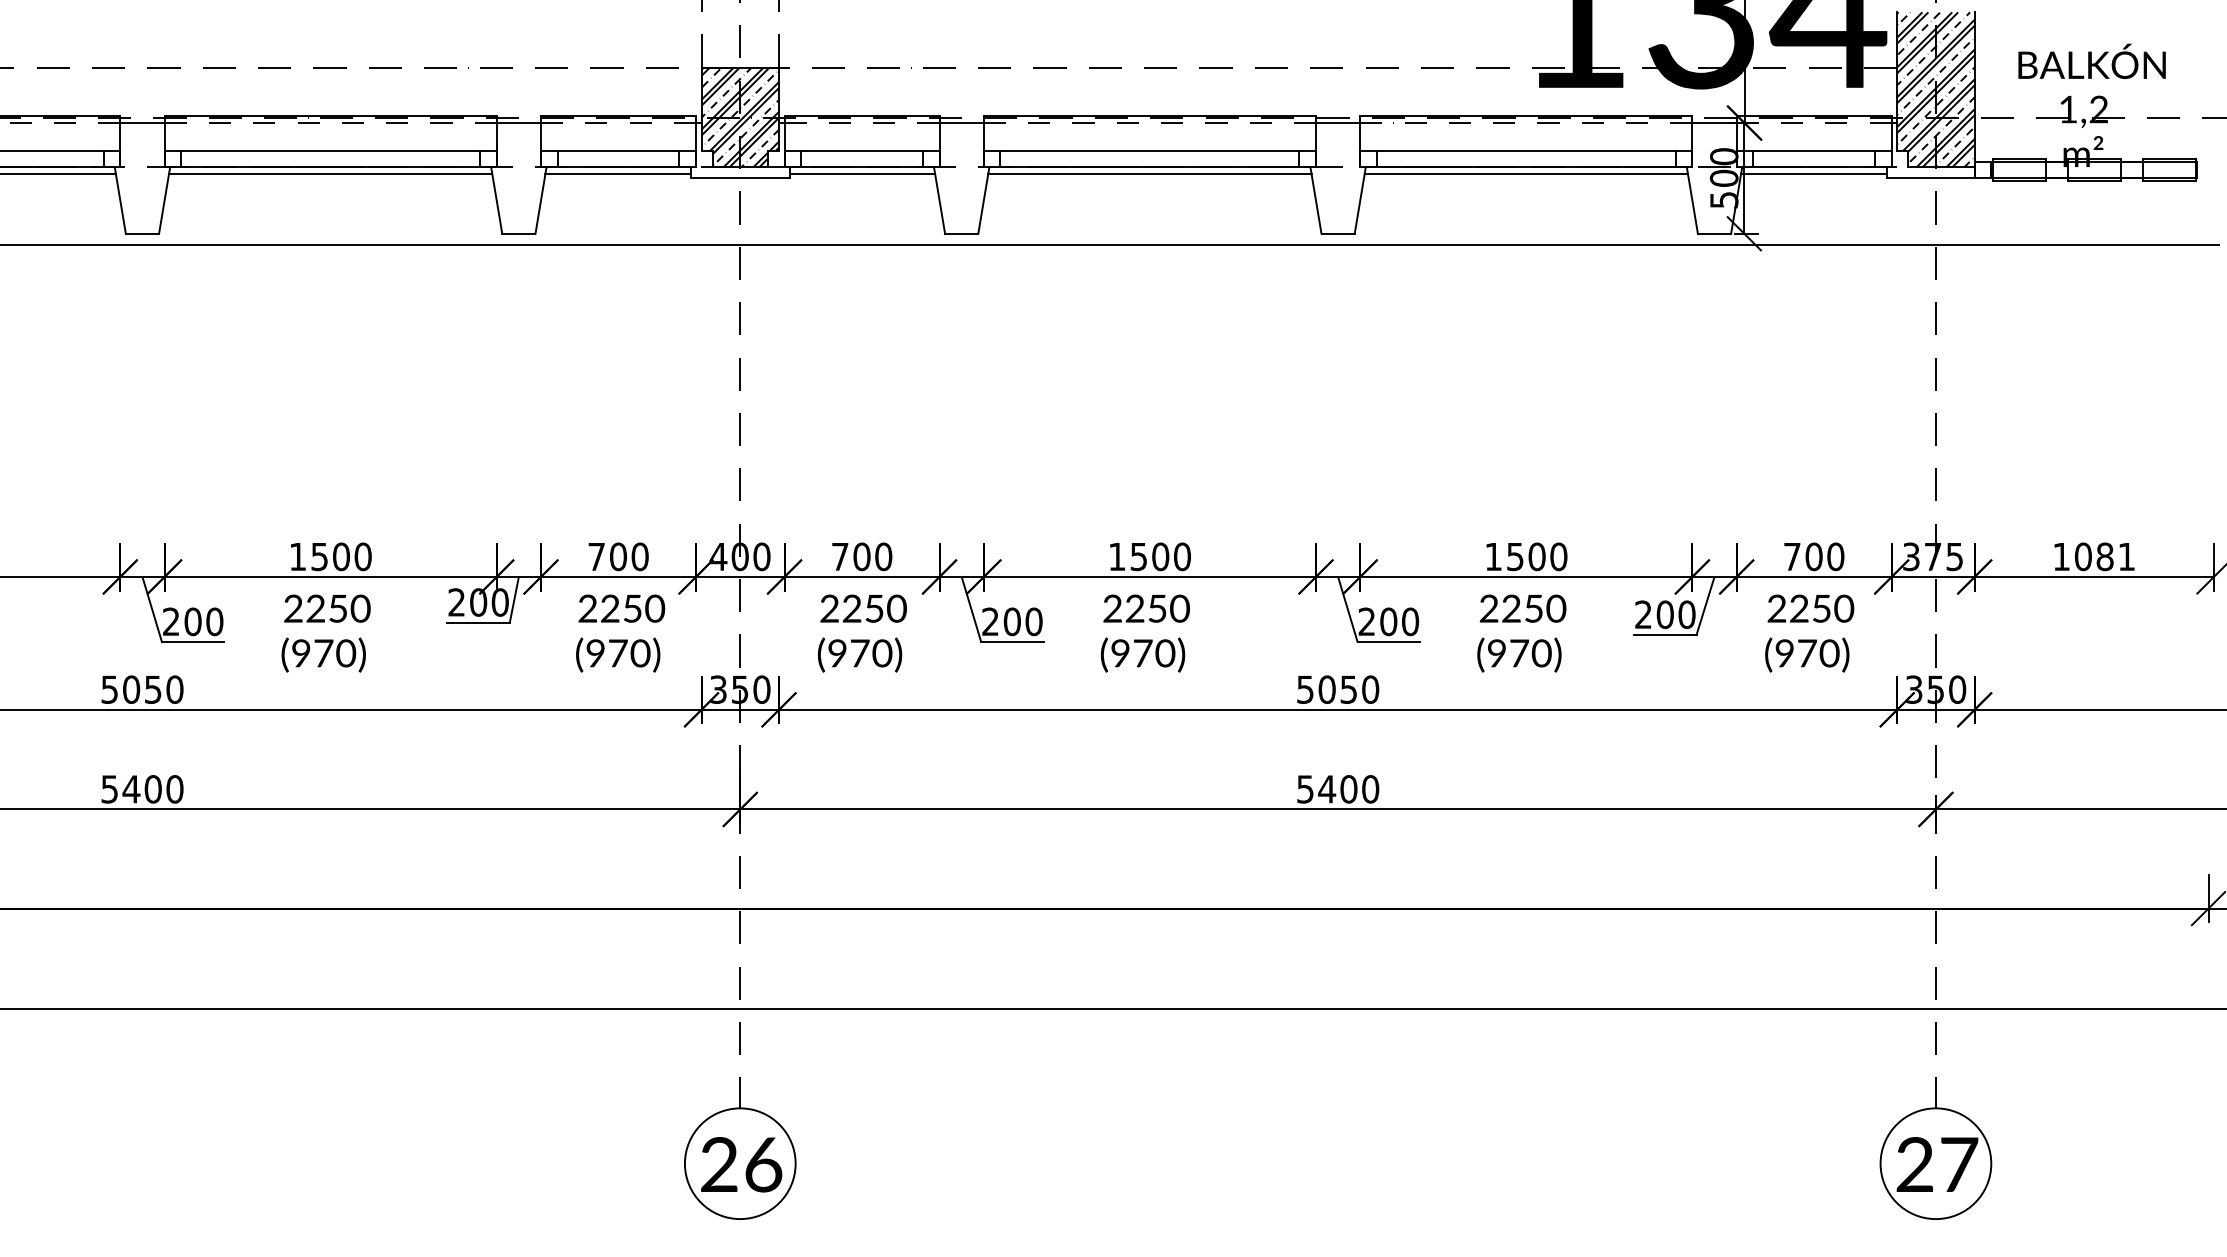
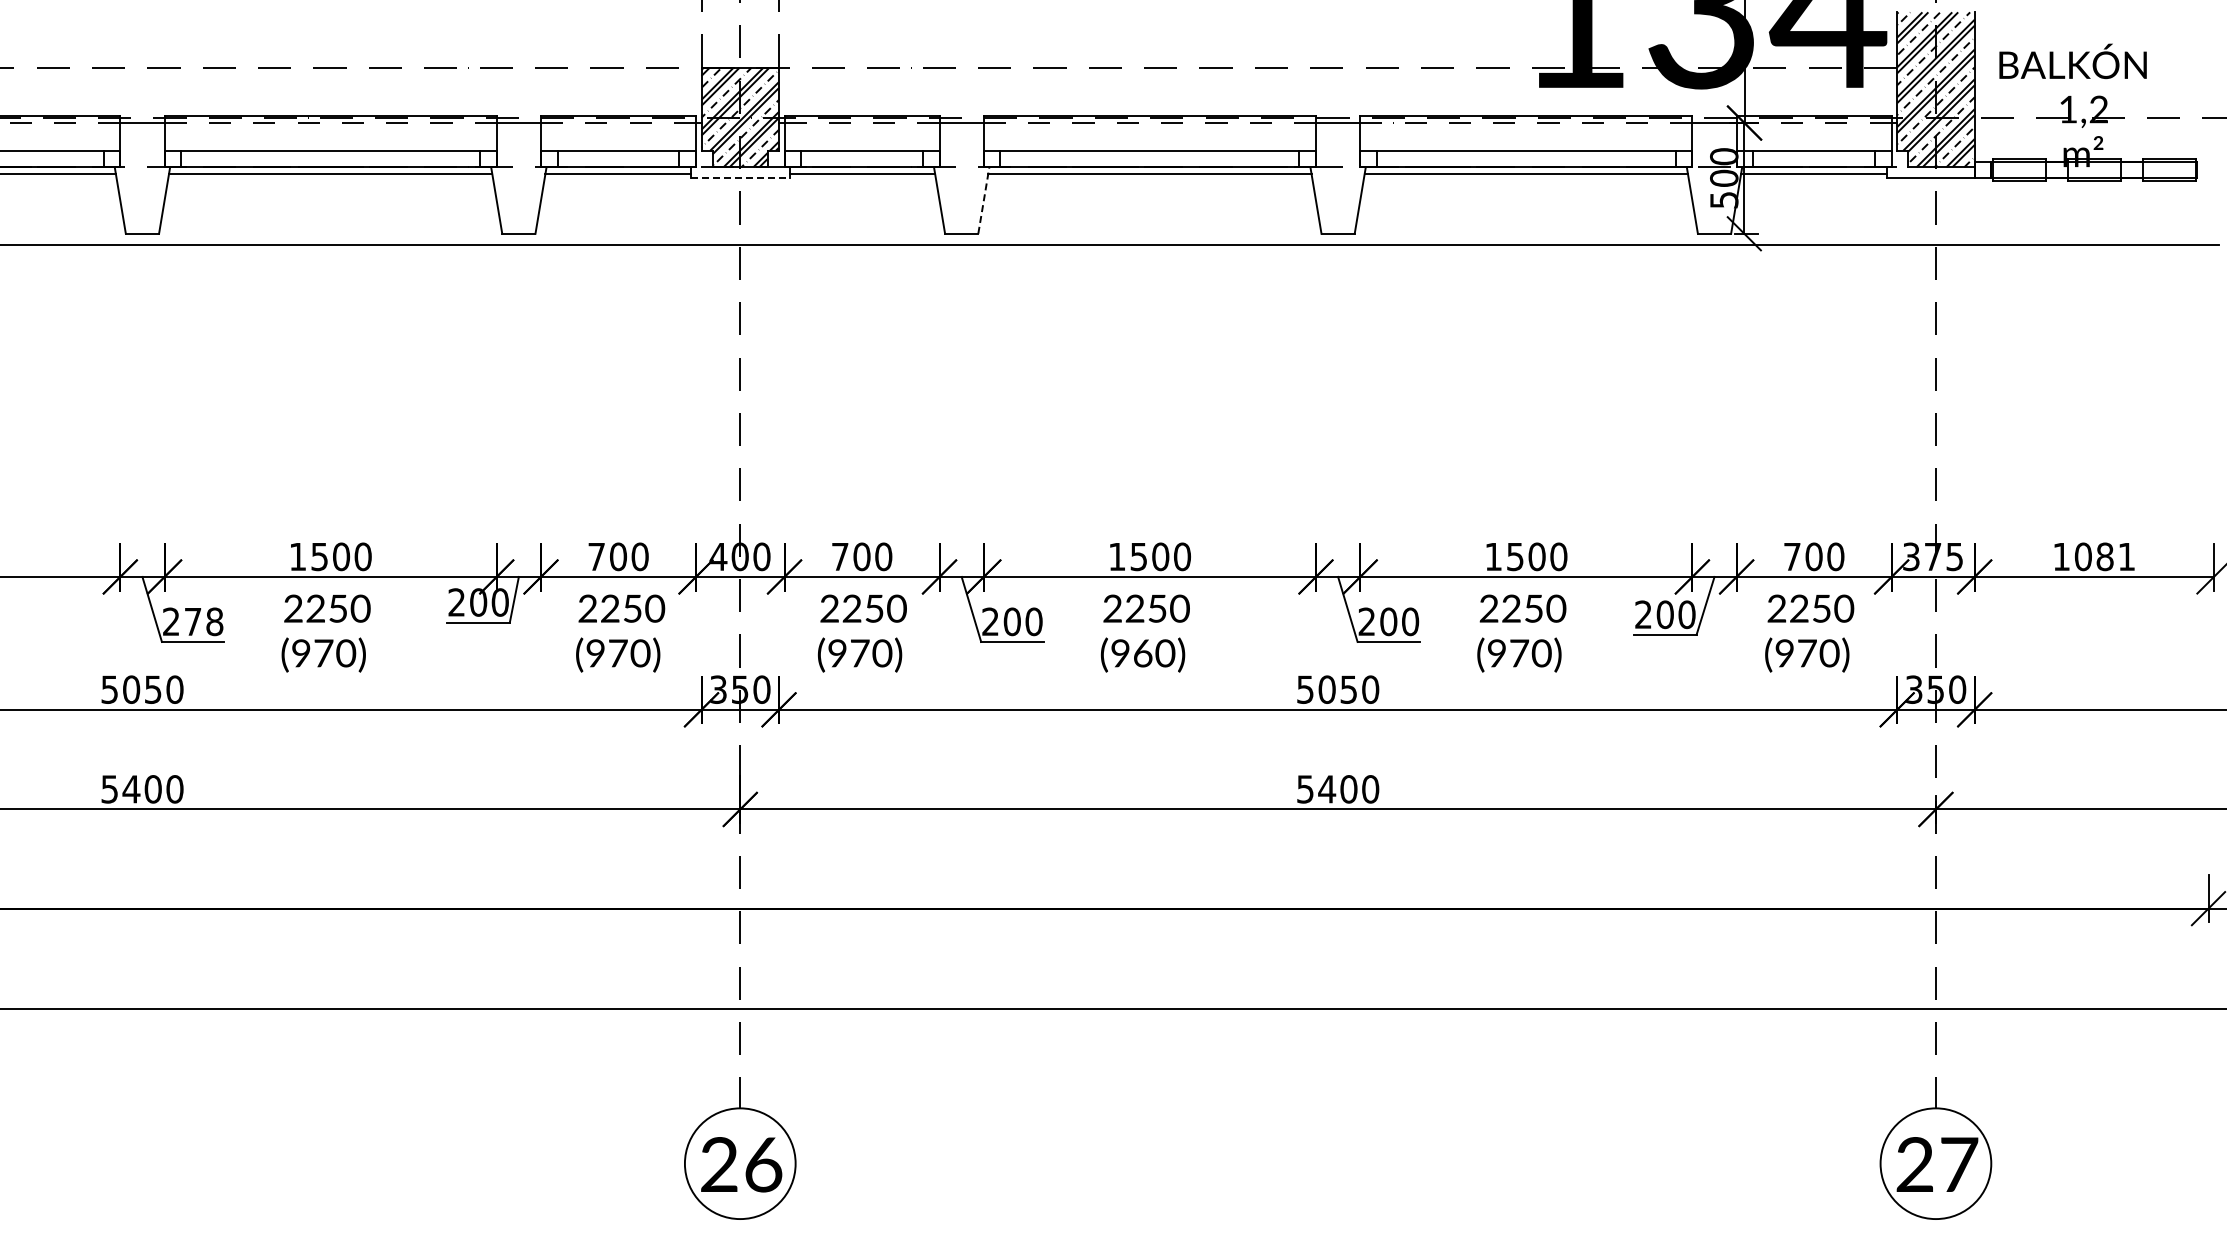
text position: (2091, 61) -> (2072, 61) (2072, 61)
line: solid -> dashed (740, 178)
line: solid -> dashed (983, 200)
text: 200 -> 278 (203, 621)
text: (970) -> (960) (1143, 653)
